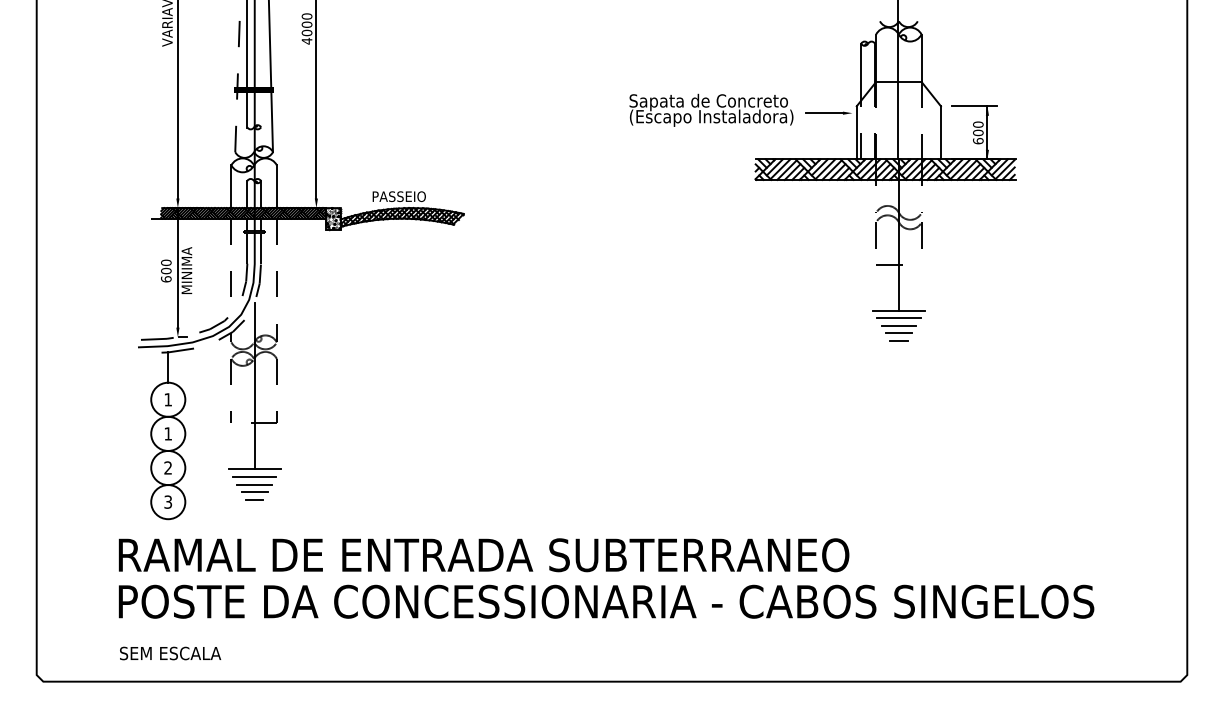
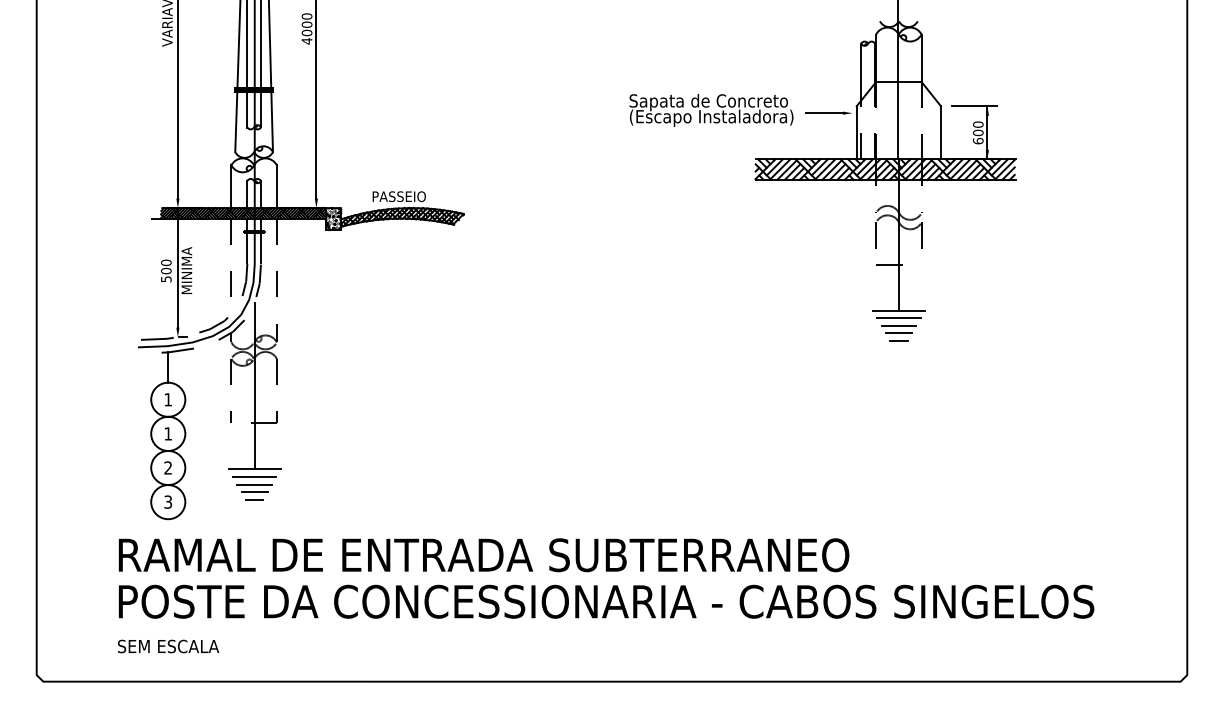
line: none -> present (260, 64)
line: dashed -> solid (237, 76)
text: 600 -> 500 (166, 279)
text position: (170, 653) -> (168, 646) (168, 646)
